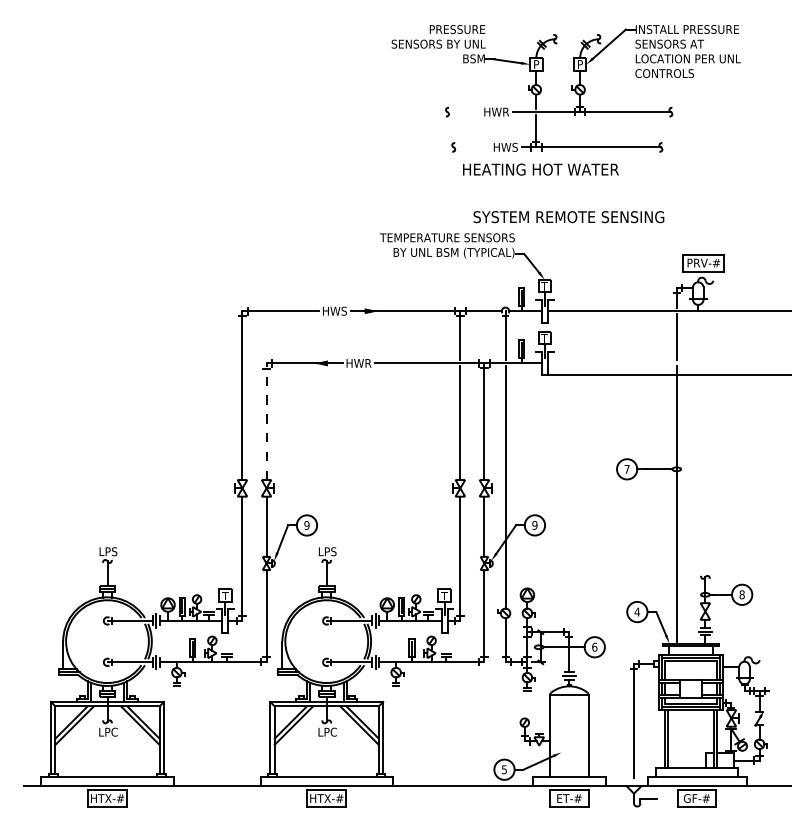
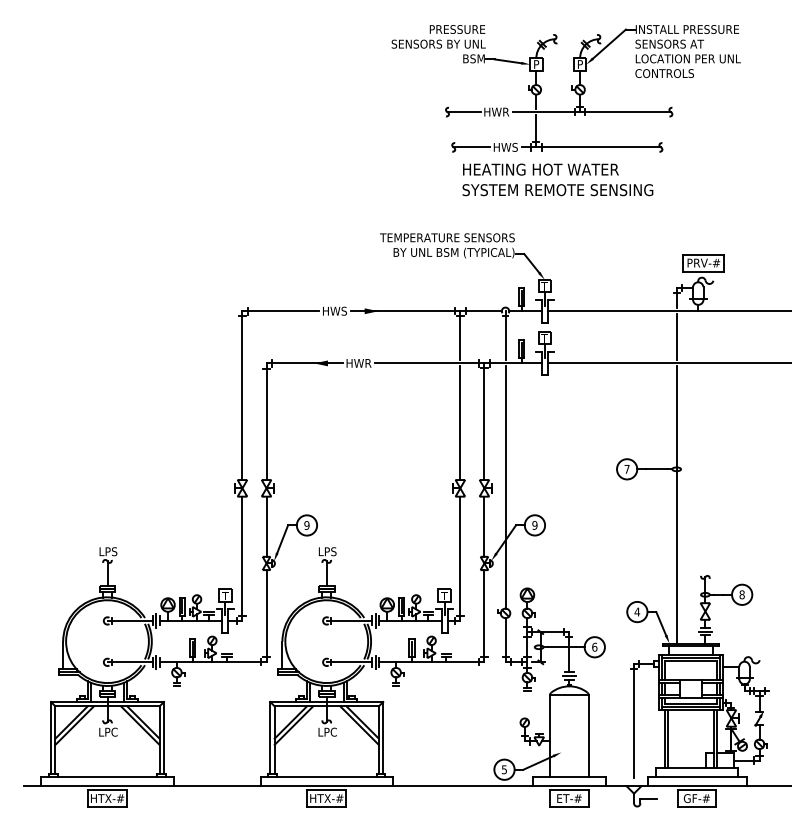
line: none -> present (463, 112)
line: none -> present (471, 147)
text position: (568, 217) -> (557, 190) (557, 190)
line position: (667, 375) -> (667, 363) (667, 363)
line: dashed -> solid (266, 421)
